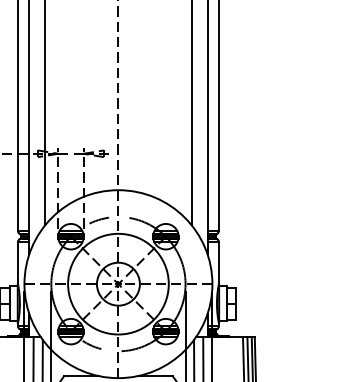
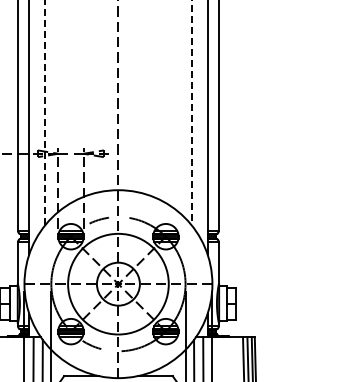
line: solid -> dashed (45, 112)
line: solid -> dashed (191, 113)
